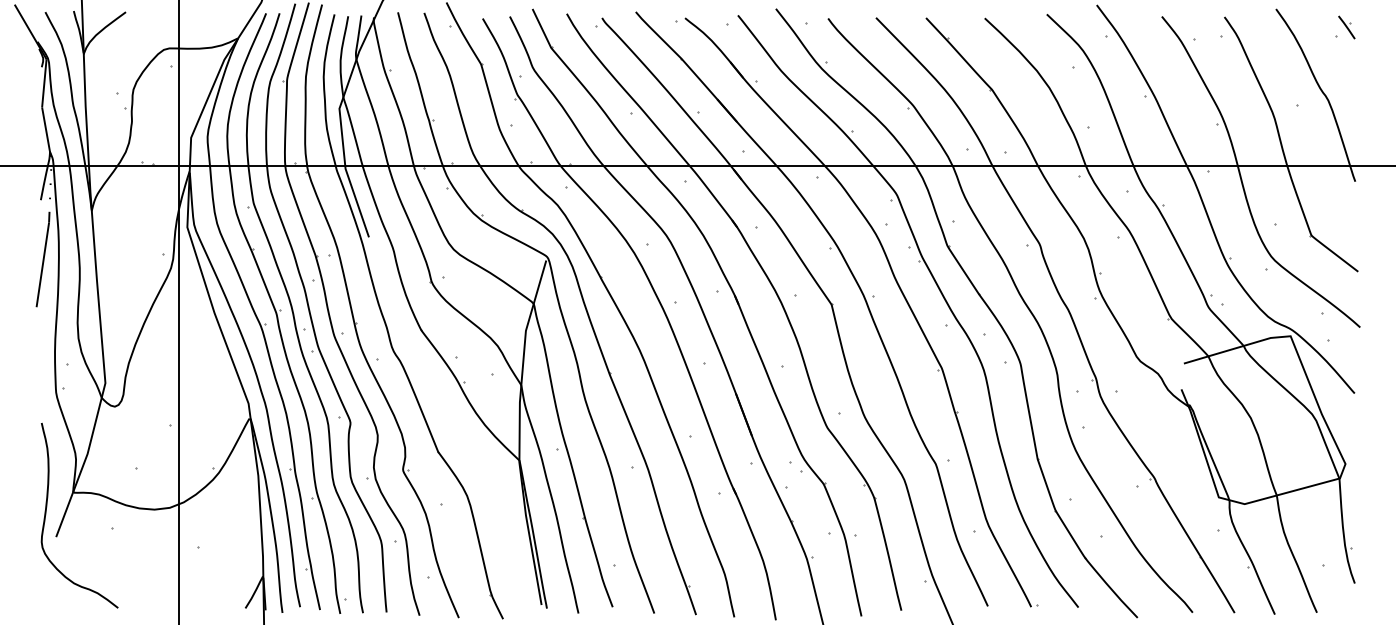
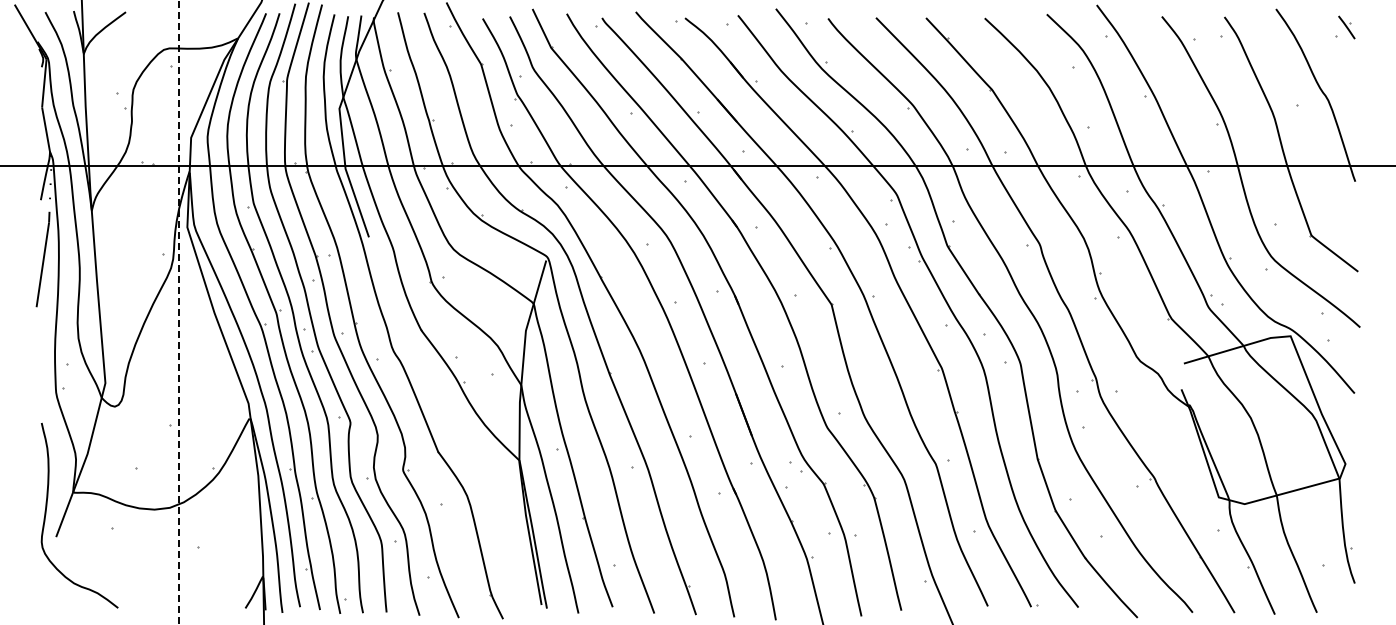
line: solid -> dashed (179, 311)
